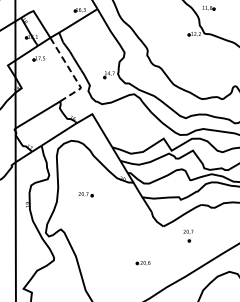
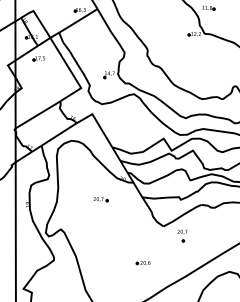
line: dashed -> solid (72, 74)
part position: (85, 194) -> (100, 199) (100, 199)
part position: (188, 235) -> (182, 235) (182, 235)
